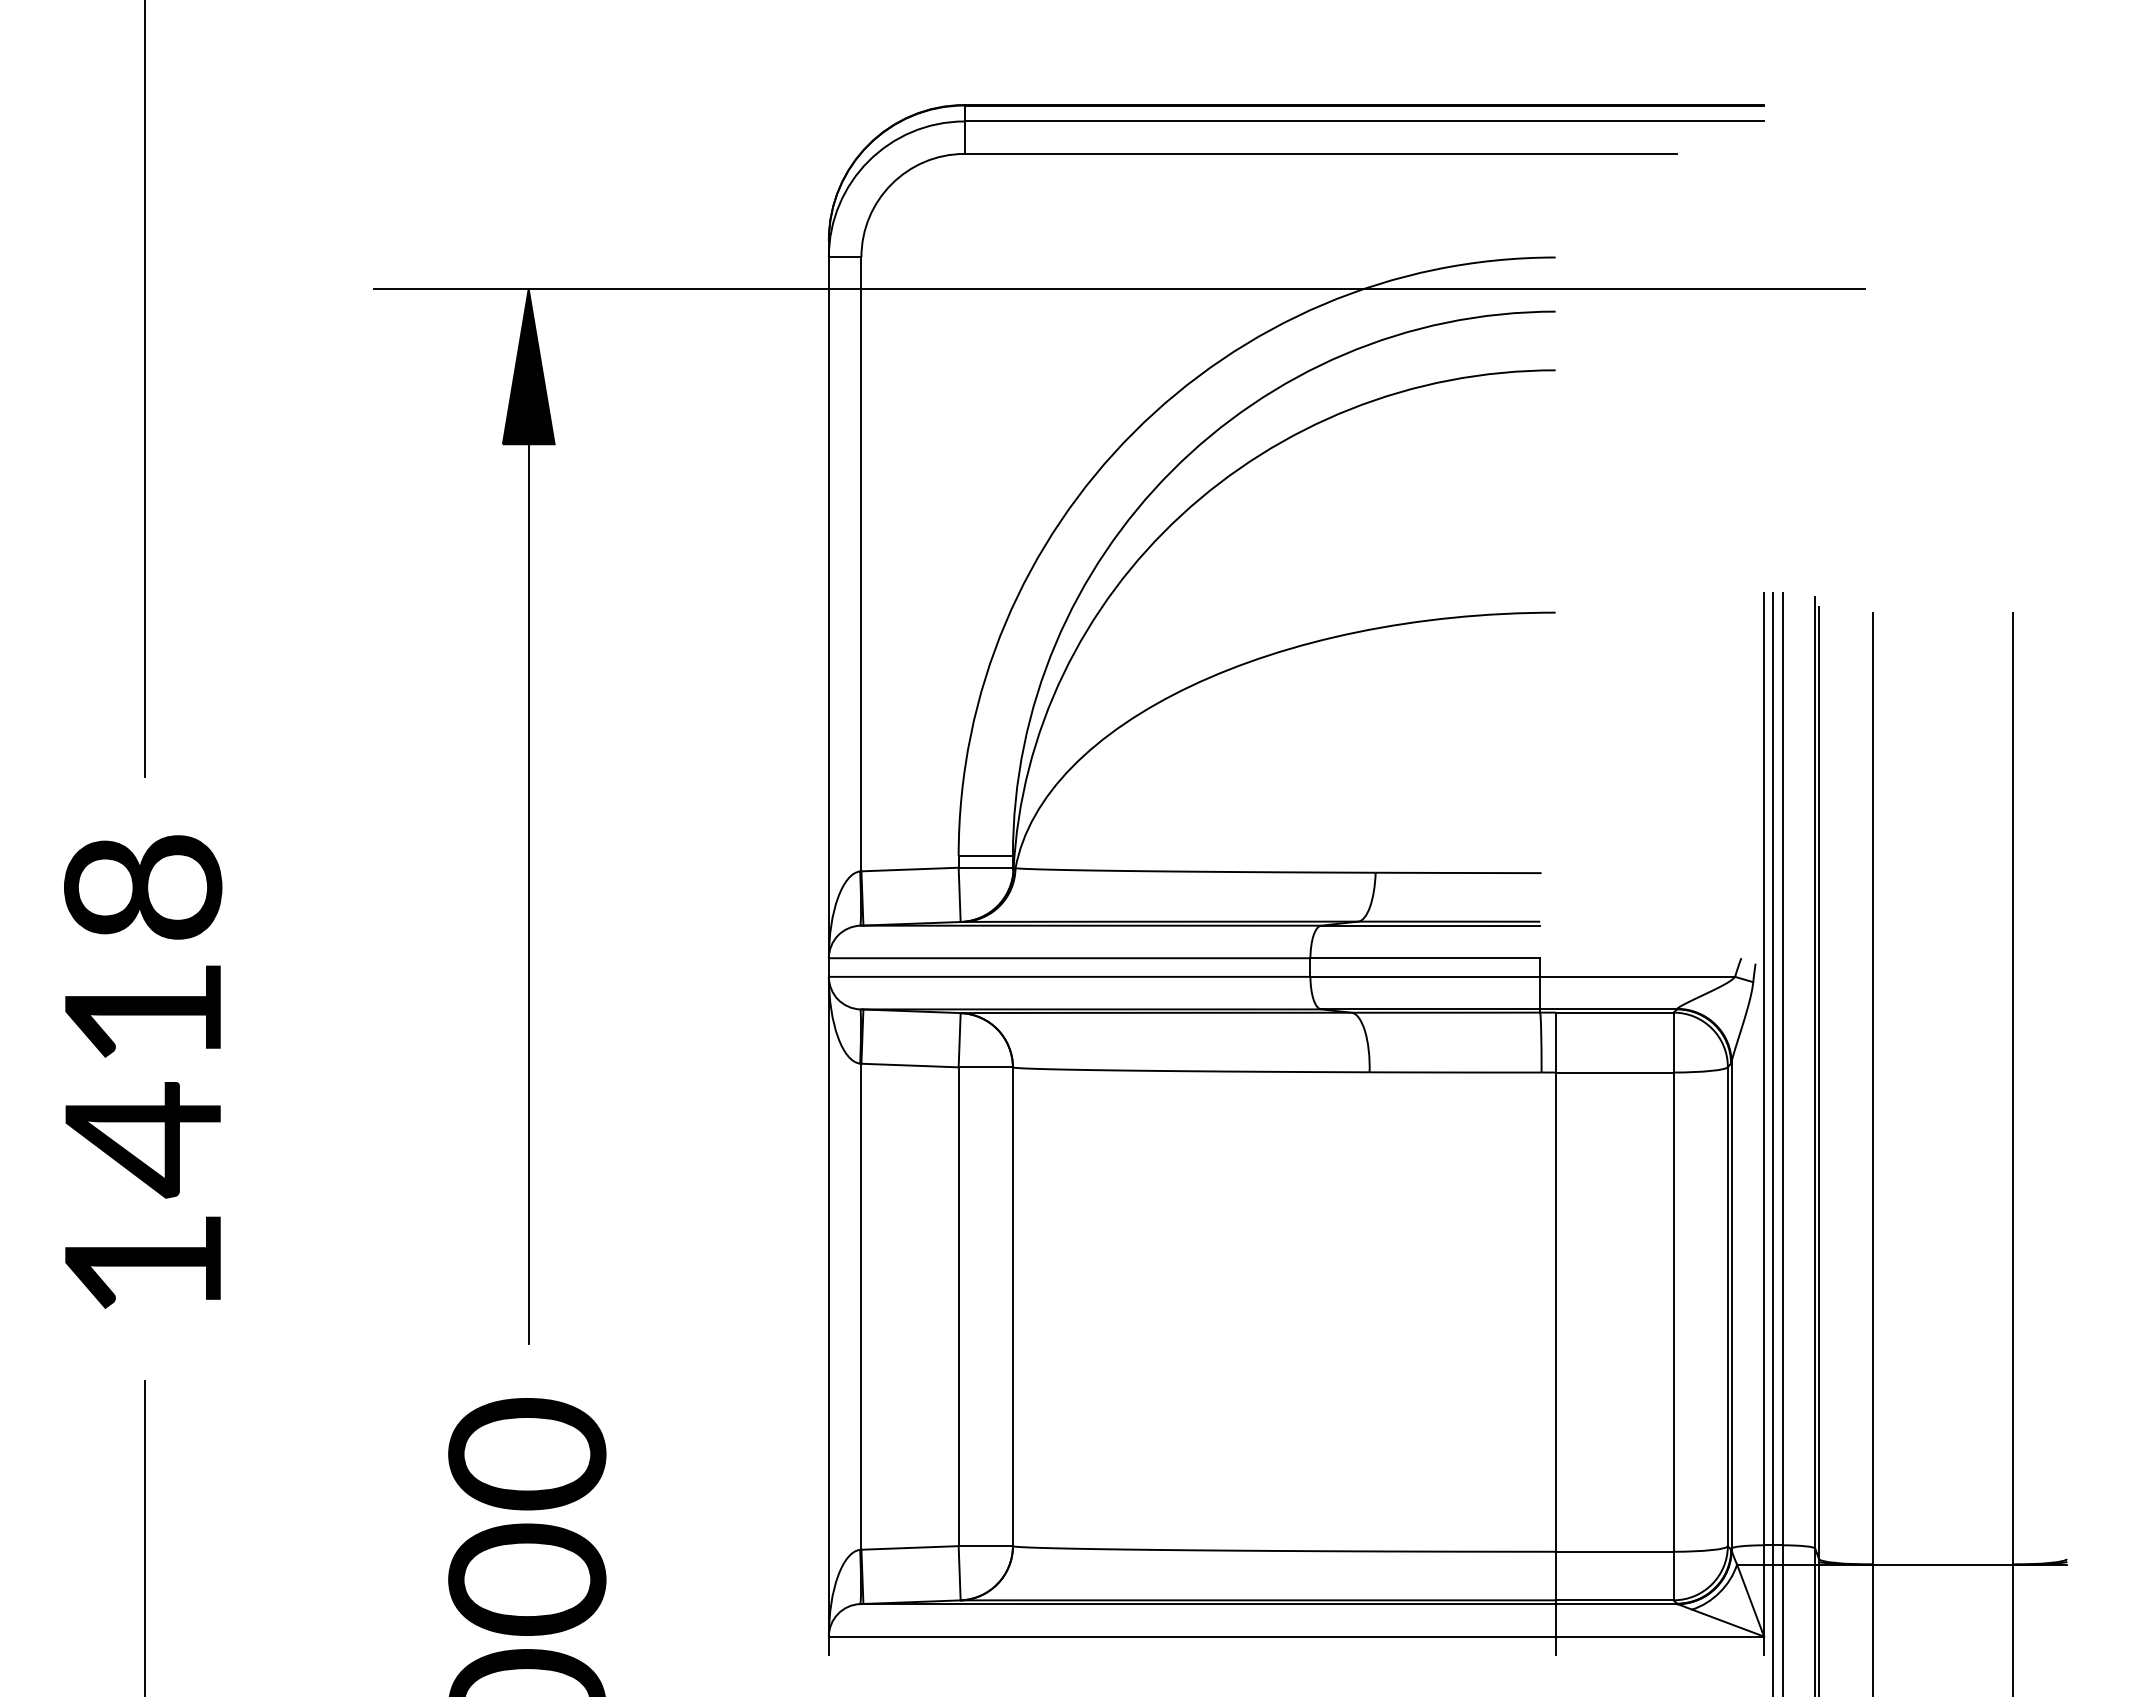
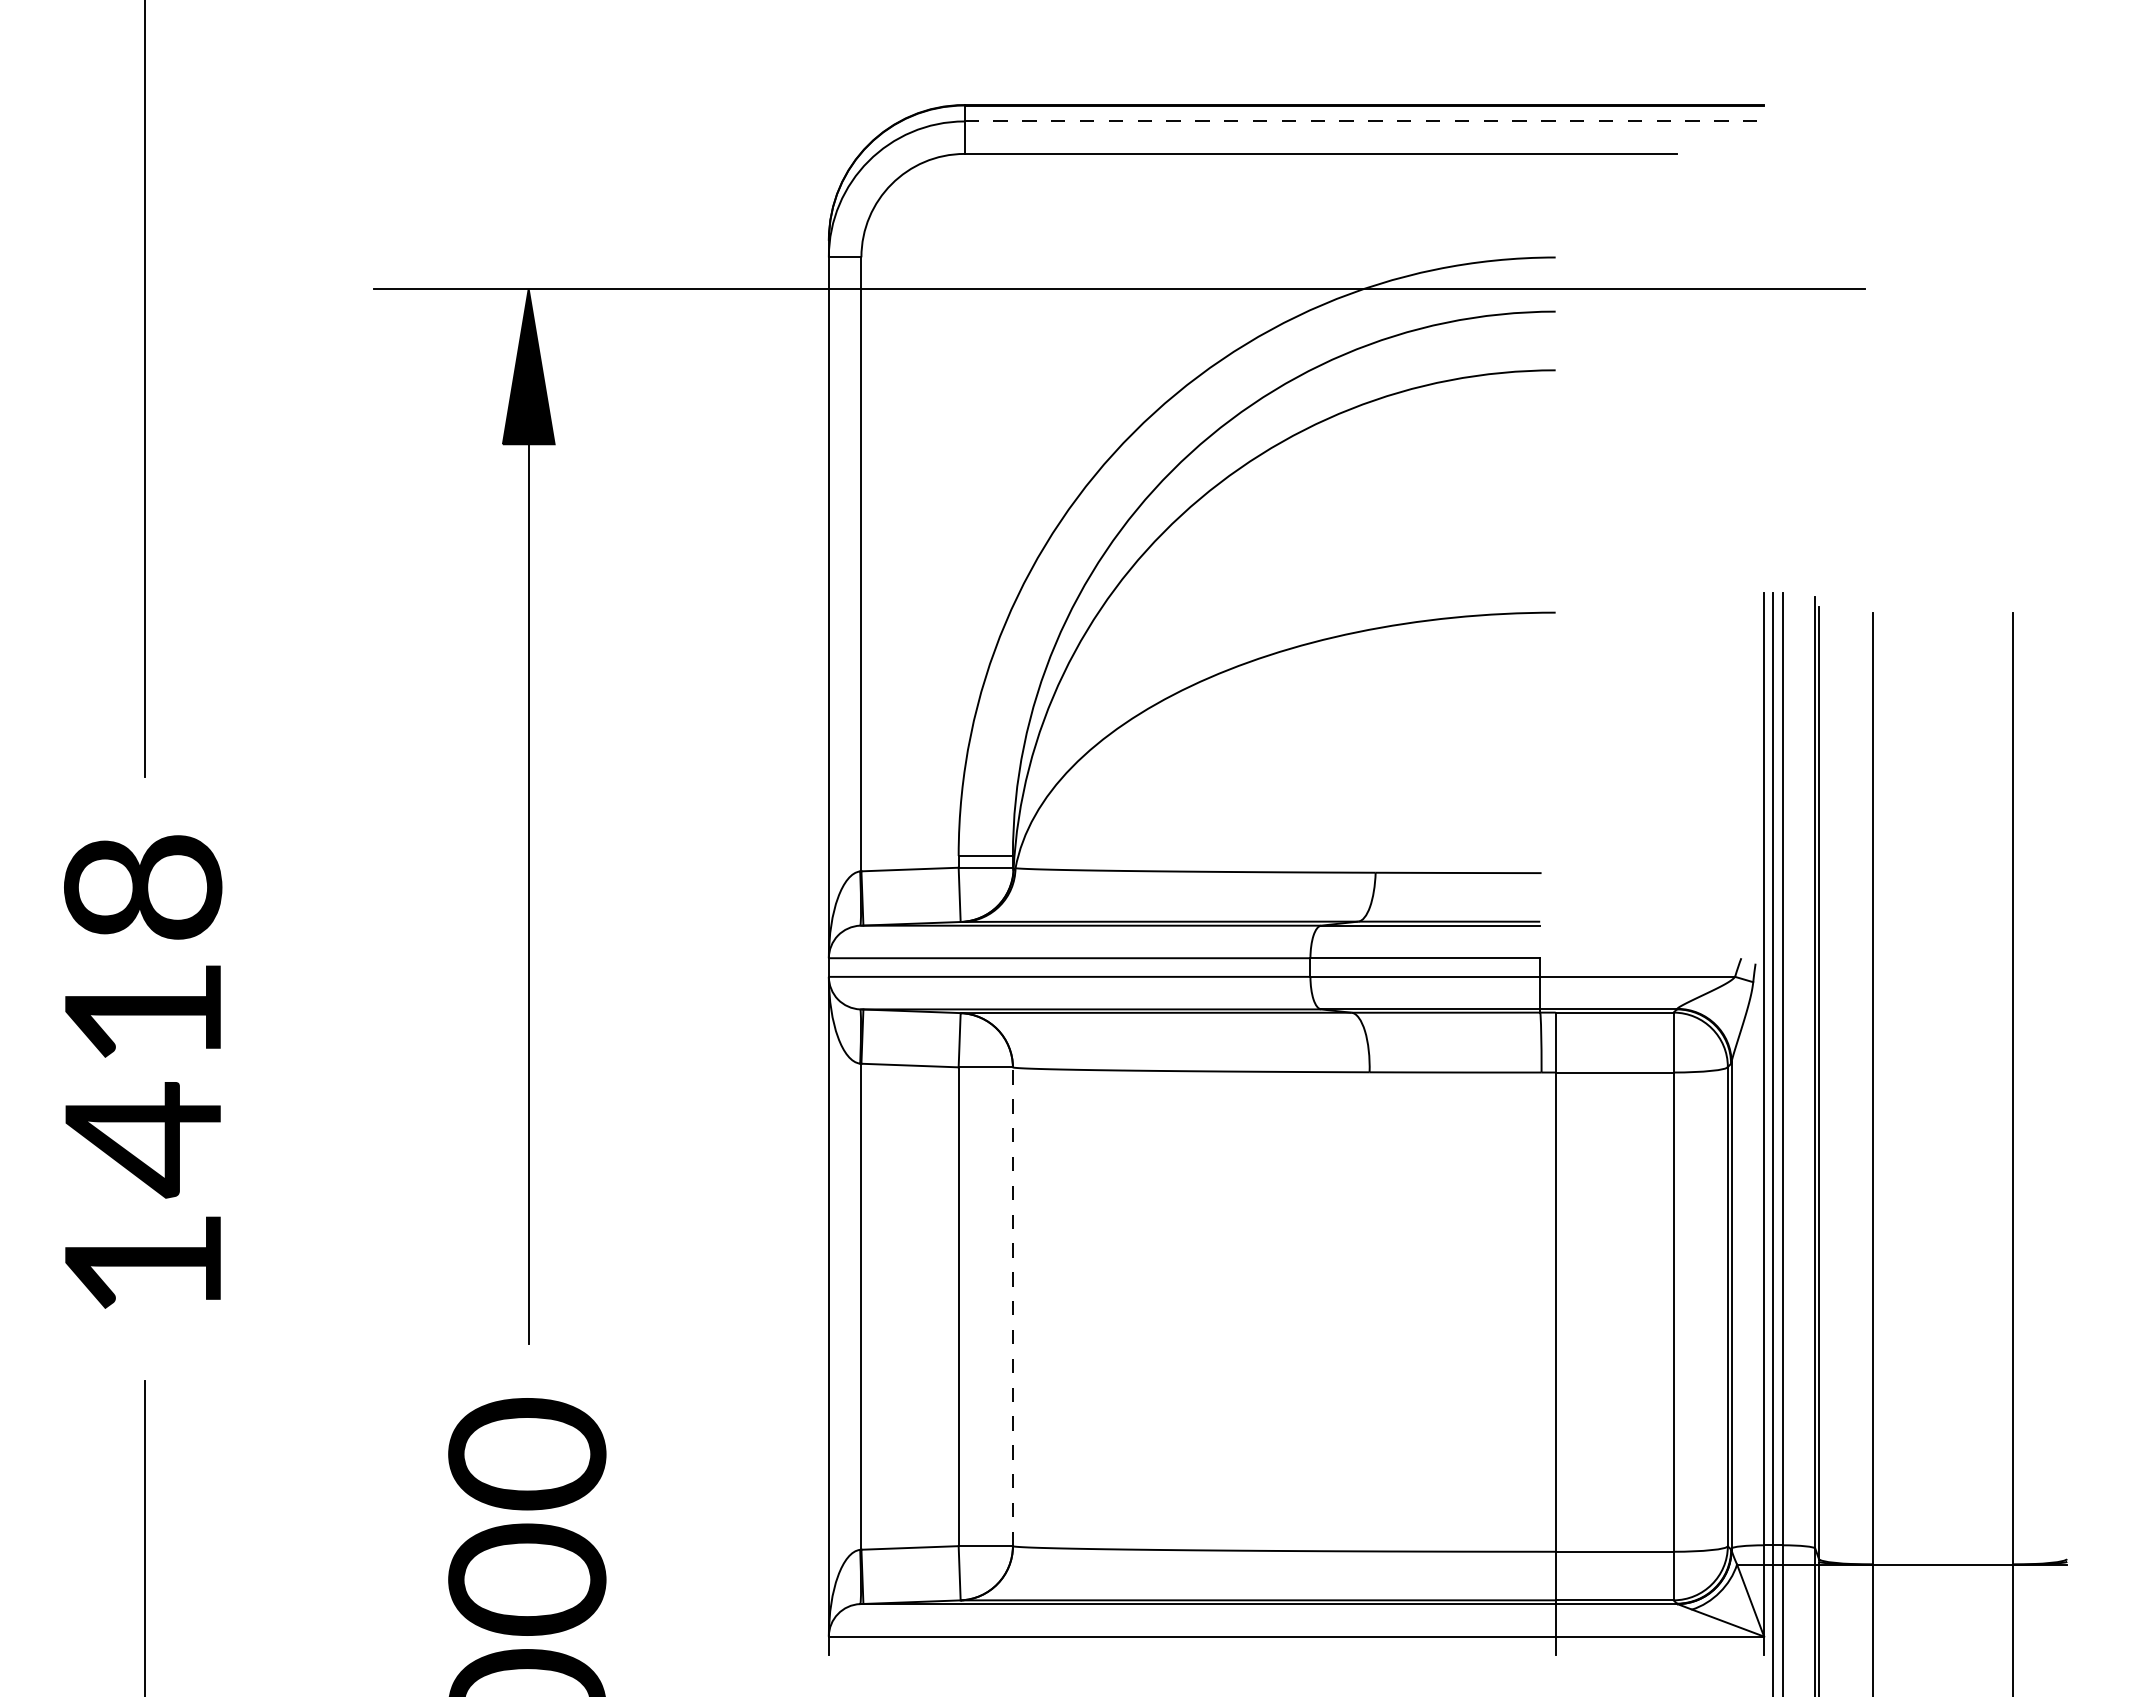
line: solid -> dashed (1364, 121)
line: solid -> dashed (1012, 1306)
